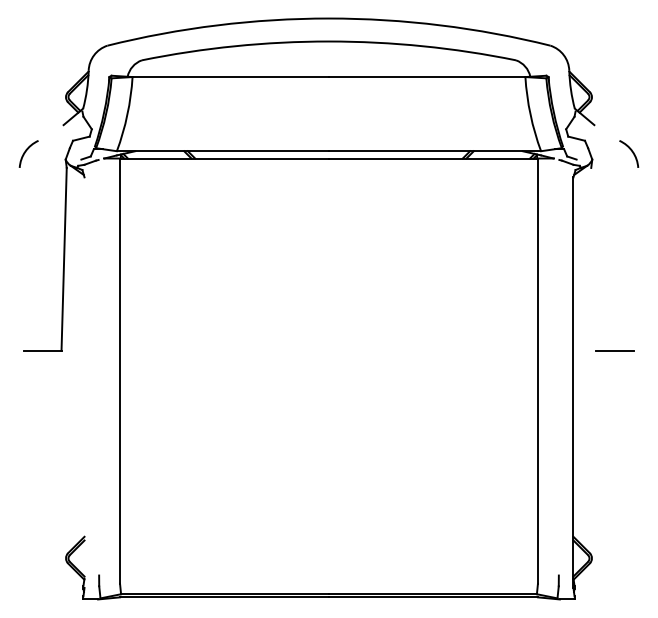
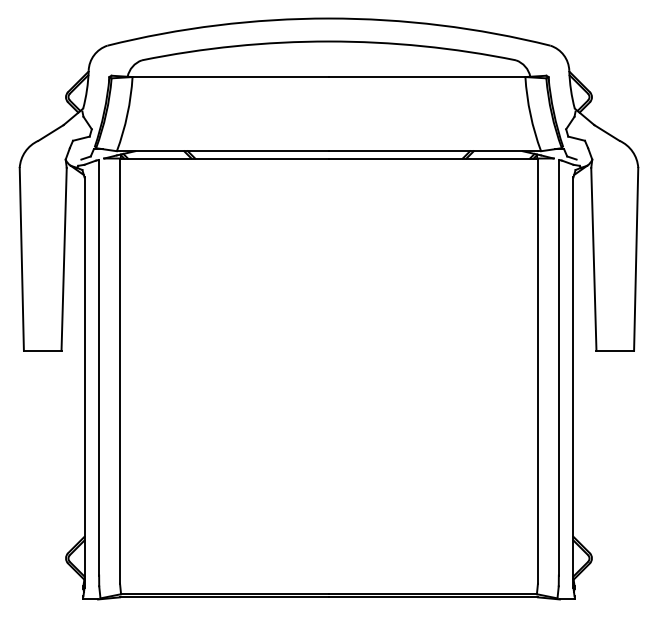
line: none -> present (50, 132)
line: none -> present (606, 132)
line: none -> present (21, 258)
line: none -> present (593, 258)
line: none -> present (636, 258)
line: none -> present (99, 367)
line: none -> present (558, 367)
line: none -> present (84, 382)
